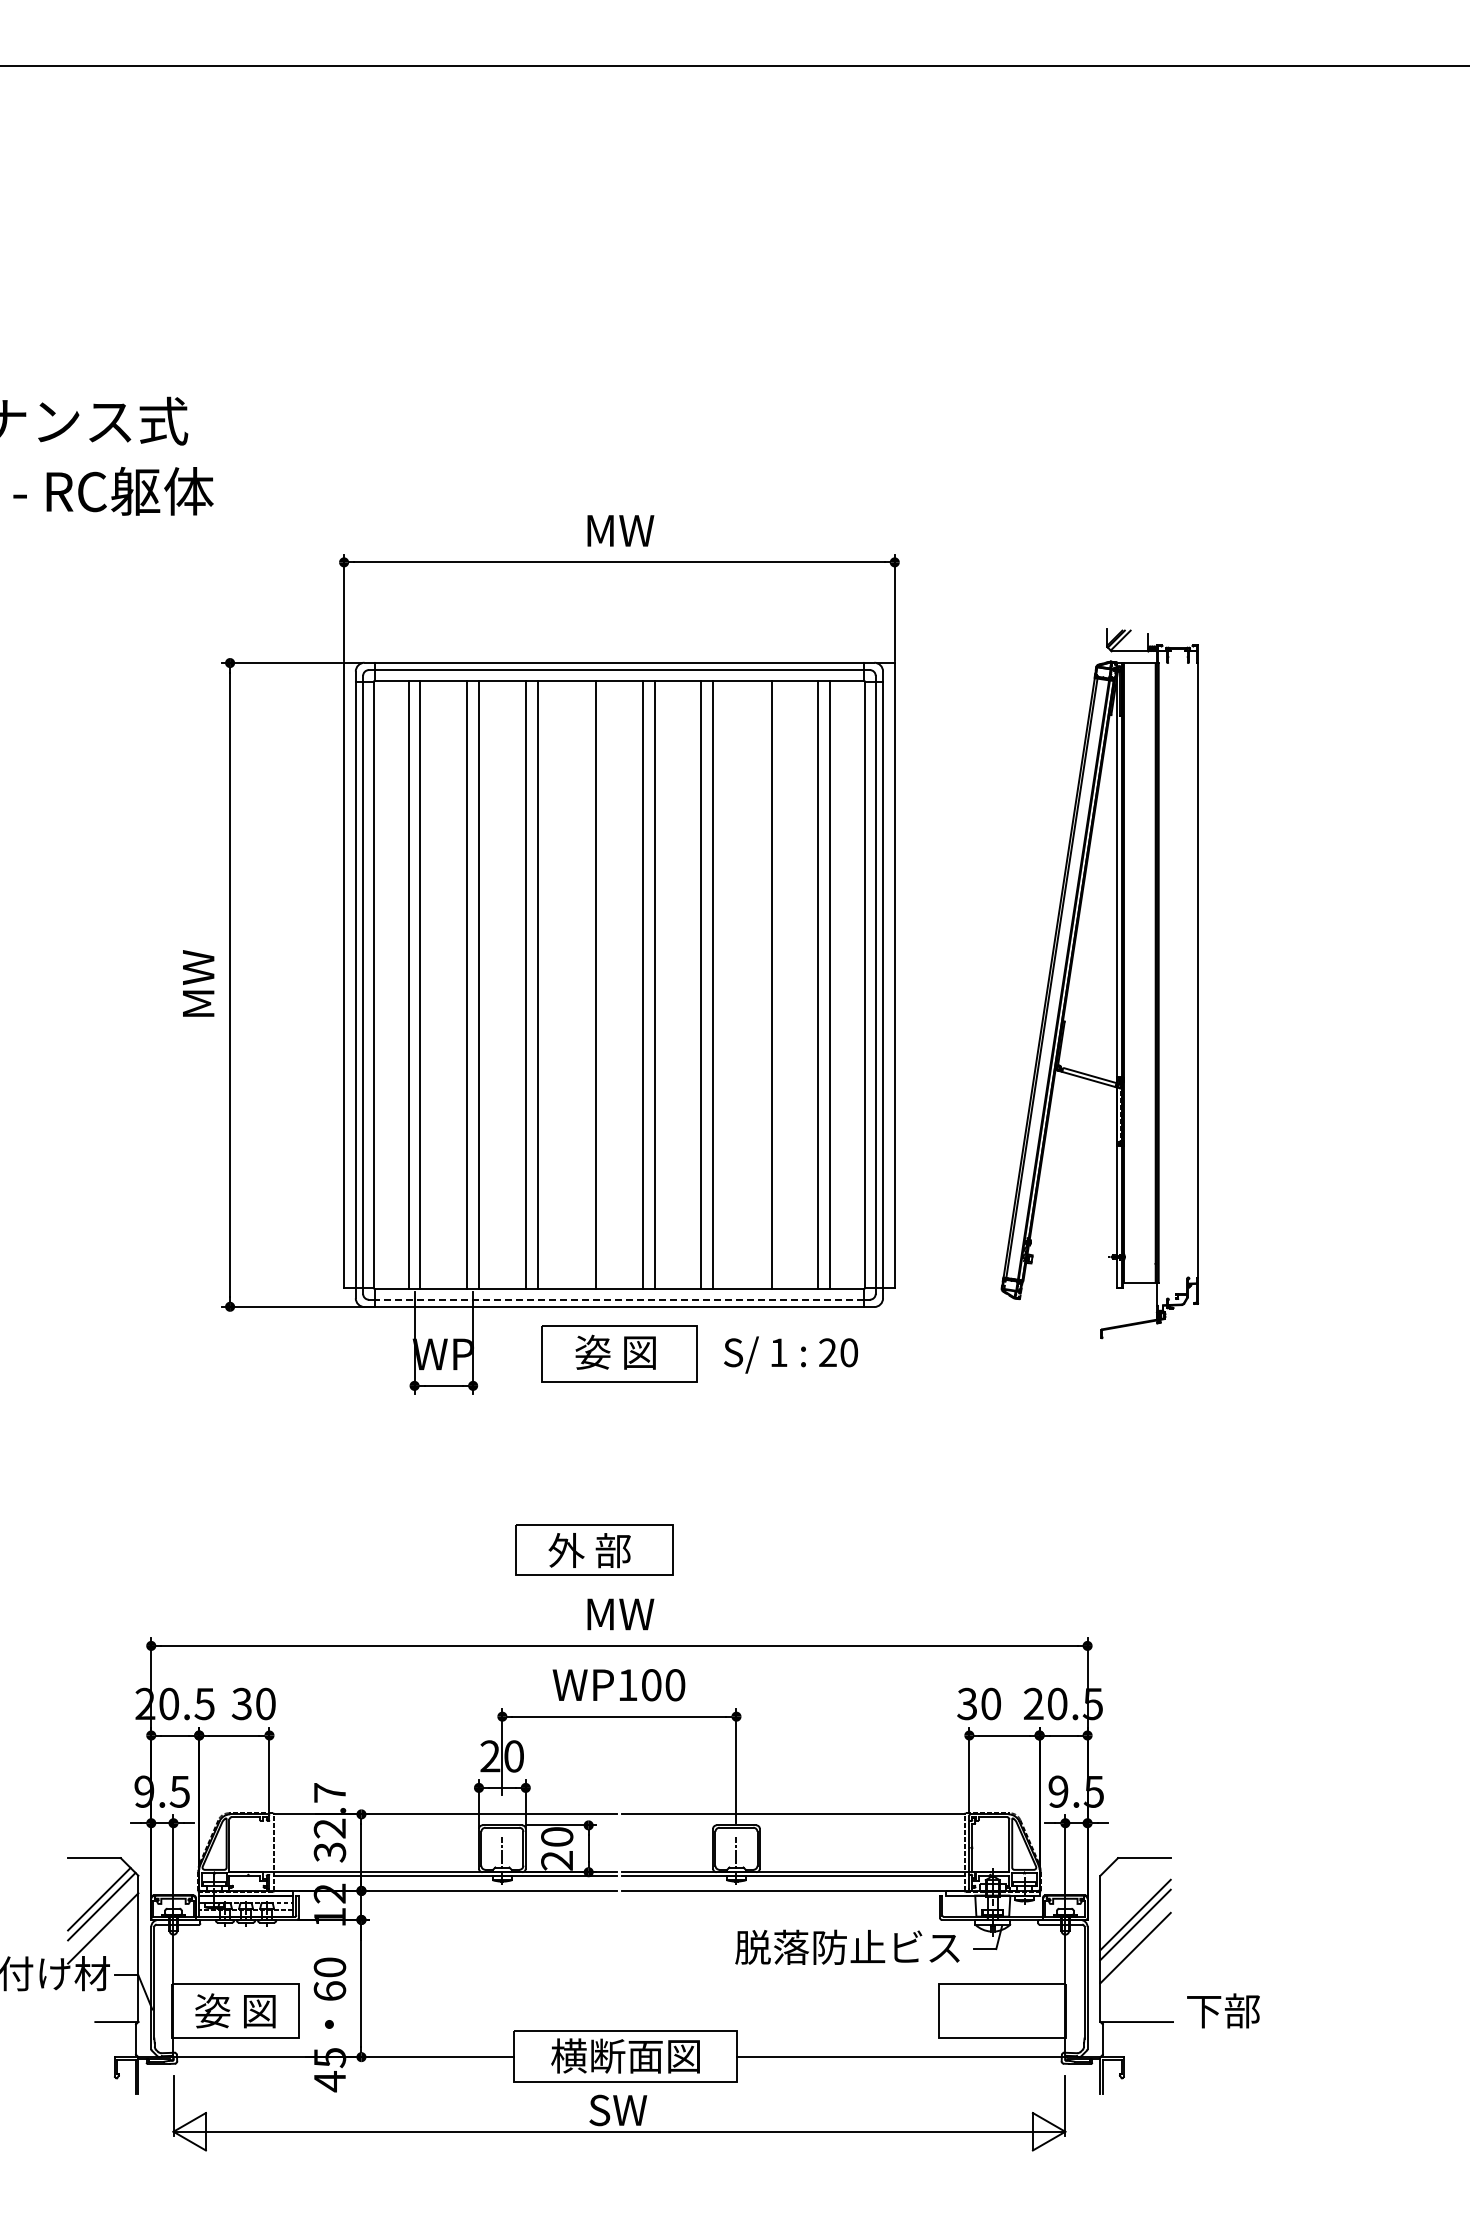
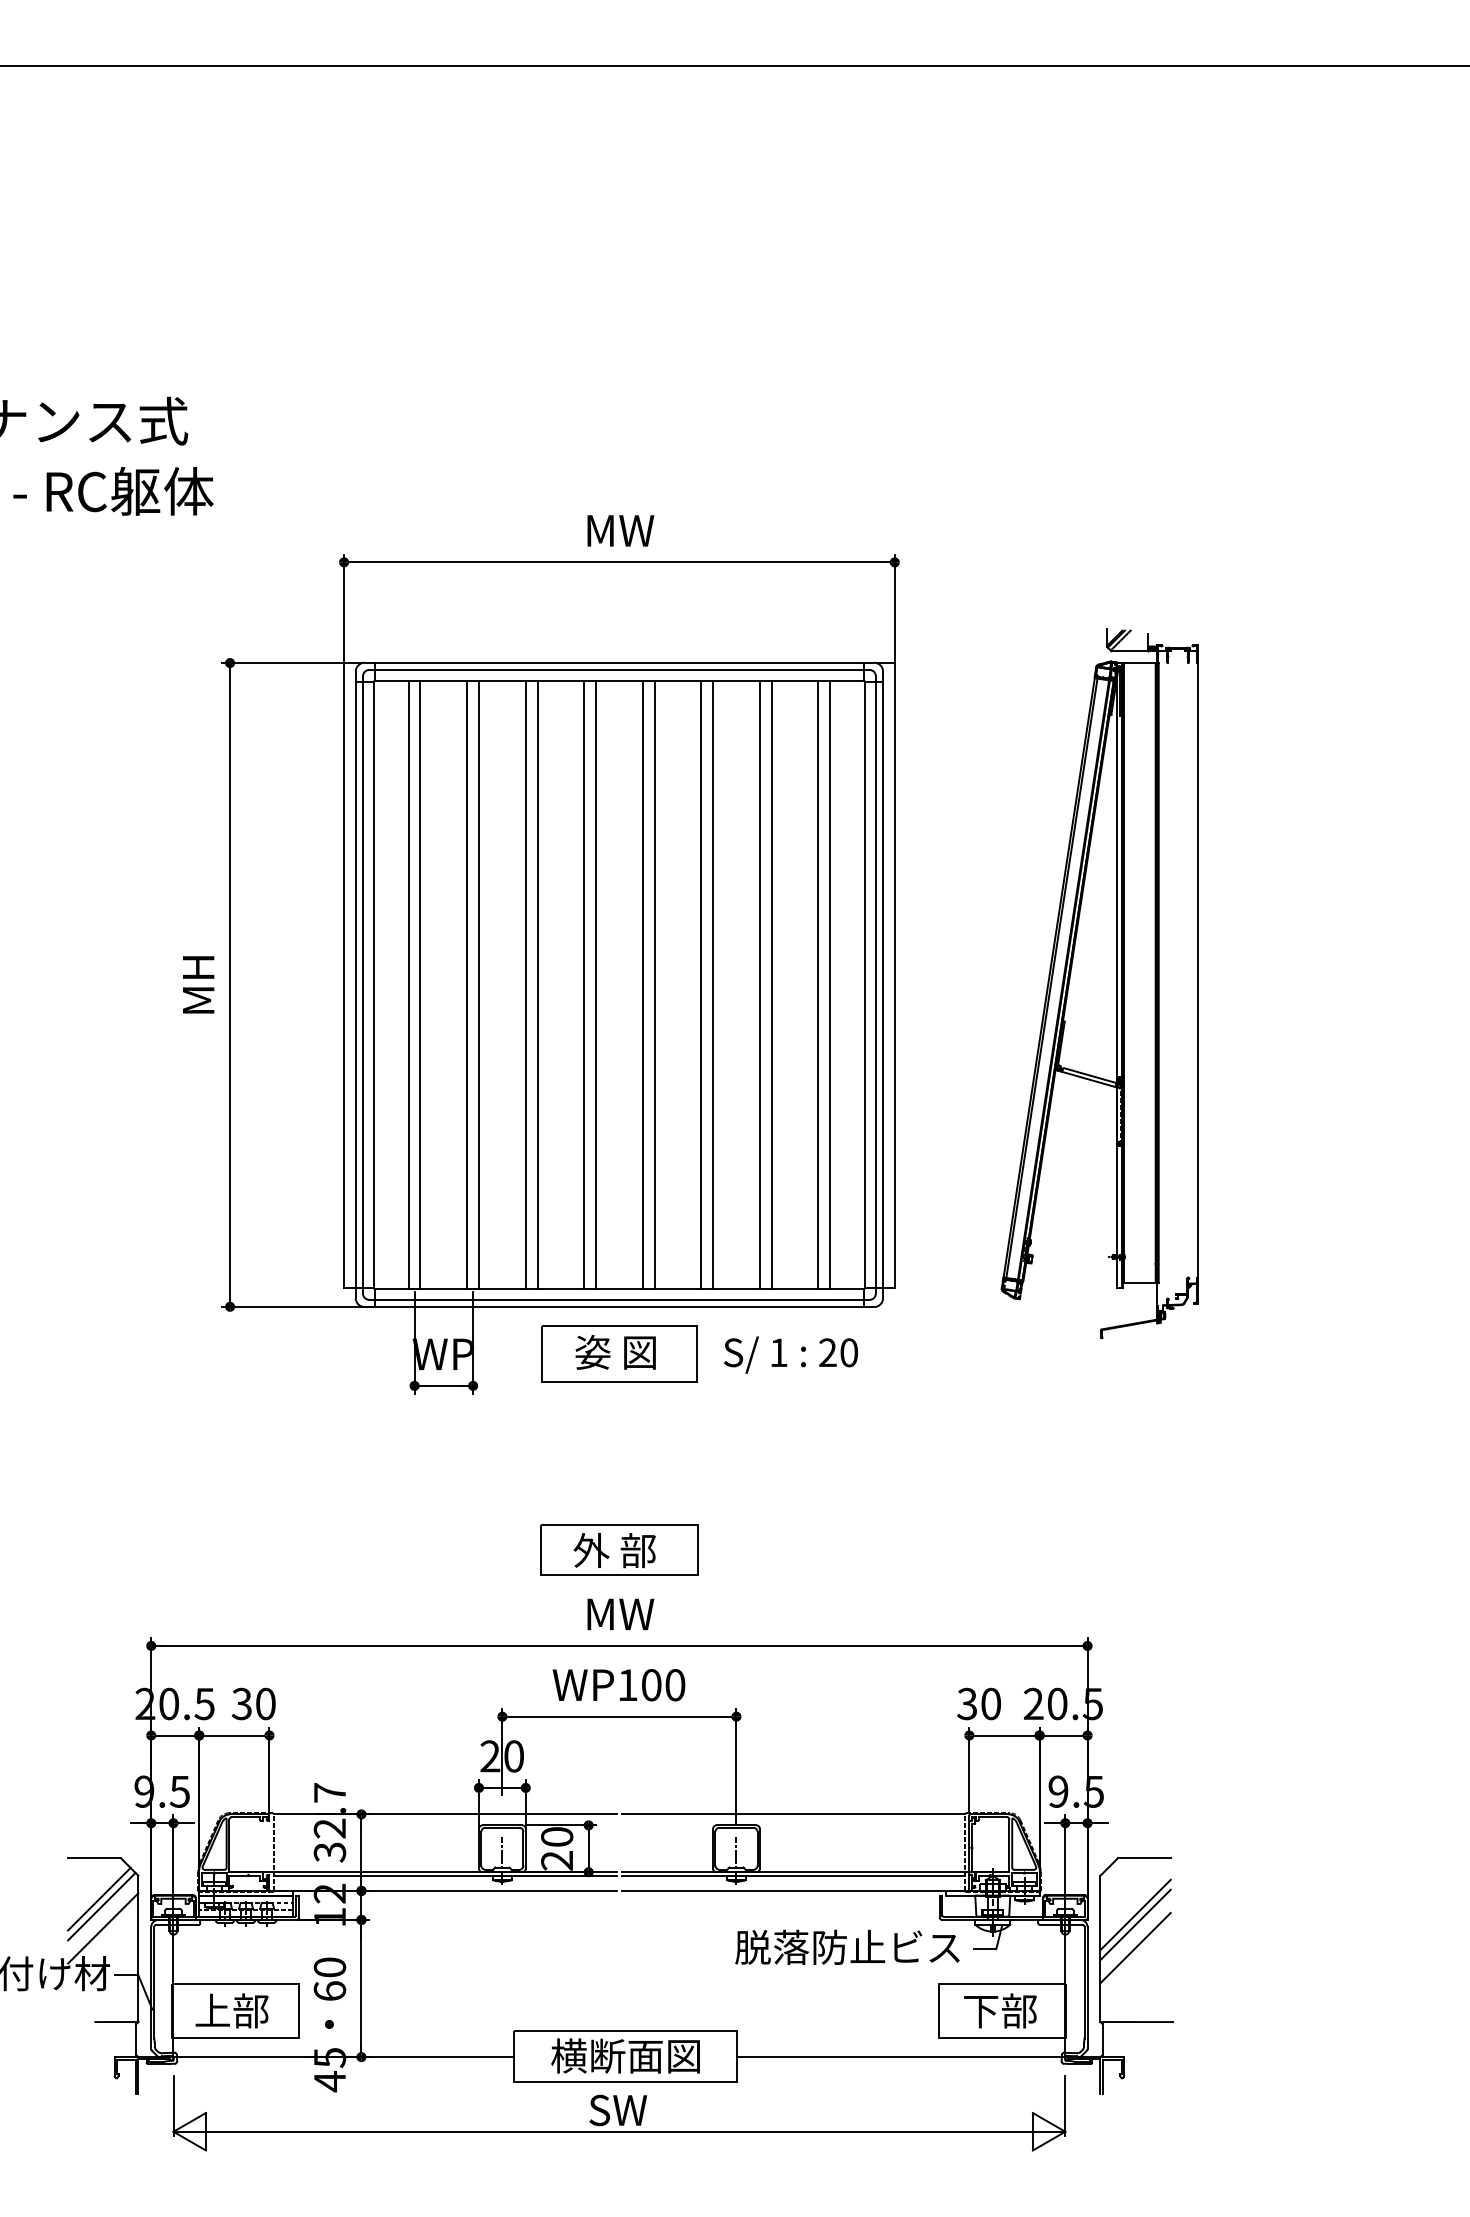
text: MW -> MH (198, 983)
line: none -> present (584, 984)
line: none -> present (759, 984)
line: dashed -> solid (619, 1299)
part position: (594, 1549) -> (619, 1549) (619, 1549)
text: 姿 図 -> 上部 (235, 2010)
text position: (1223, 2010) -> (1000, 2010) (1000, 2010)
